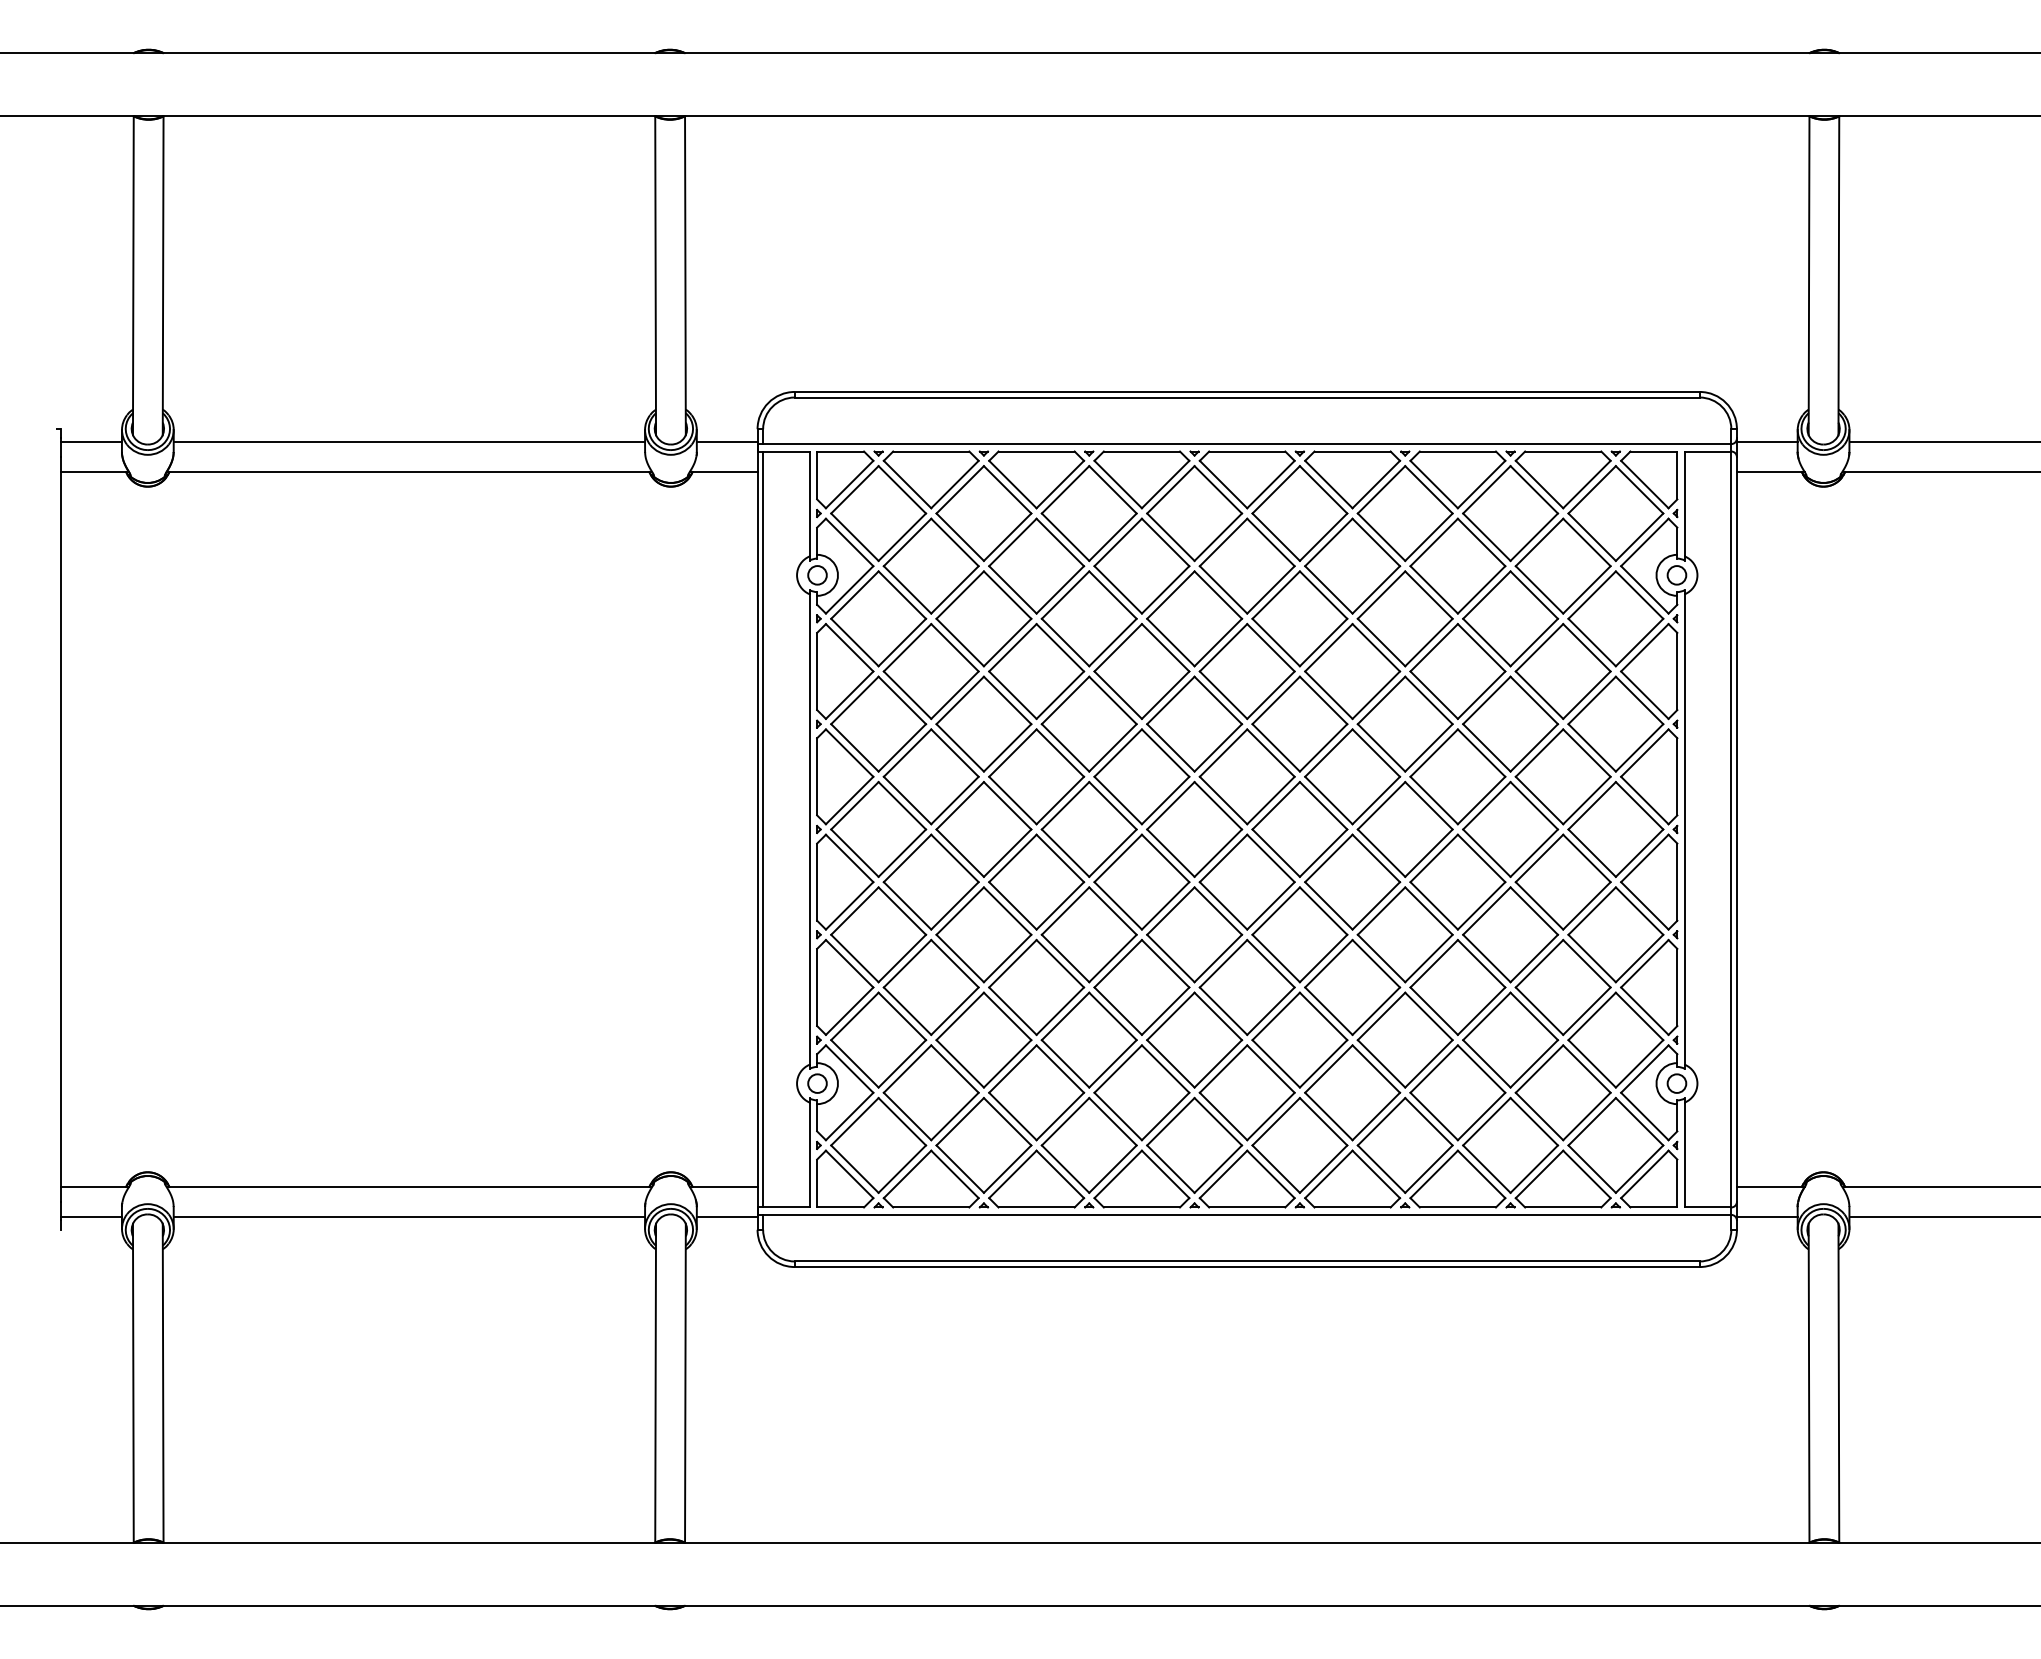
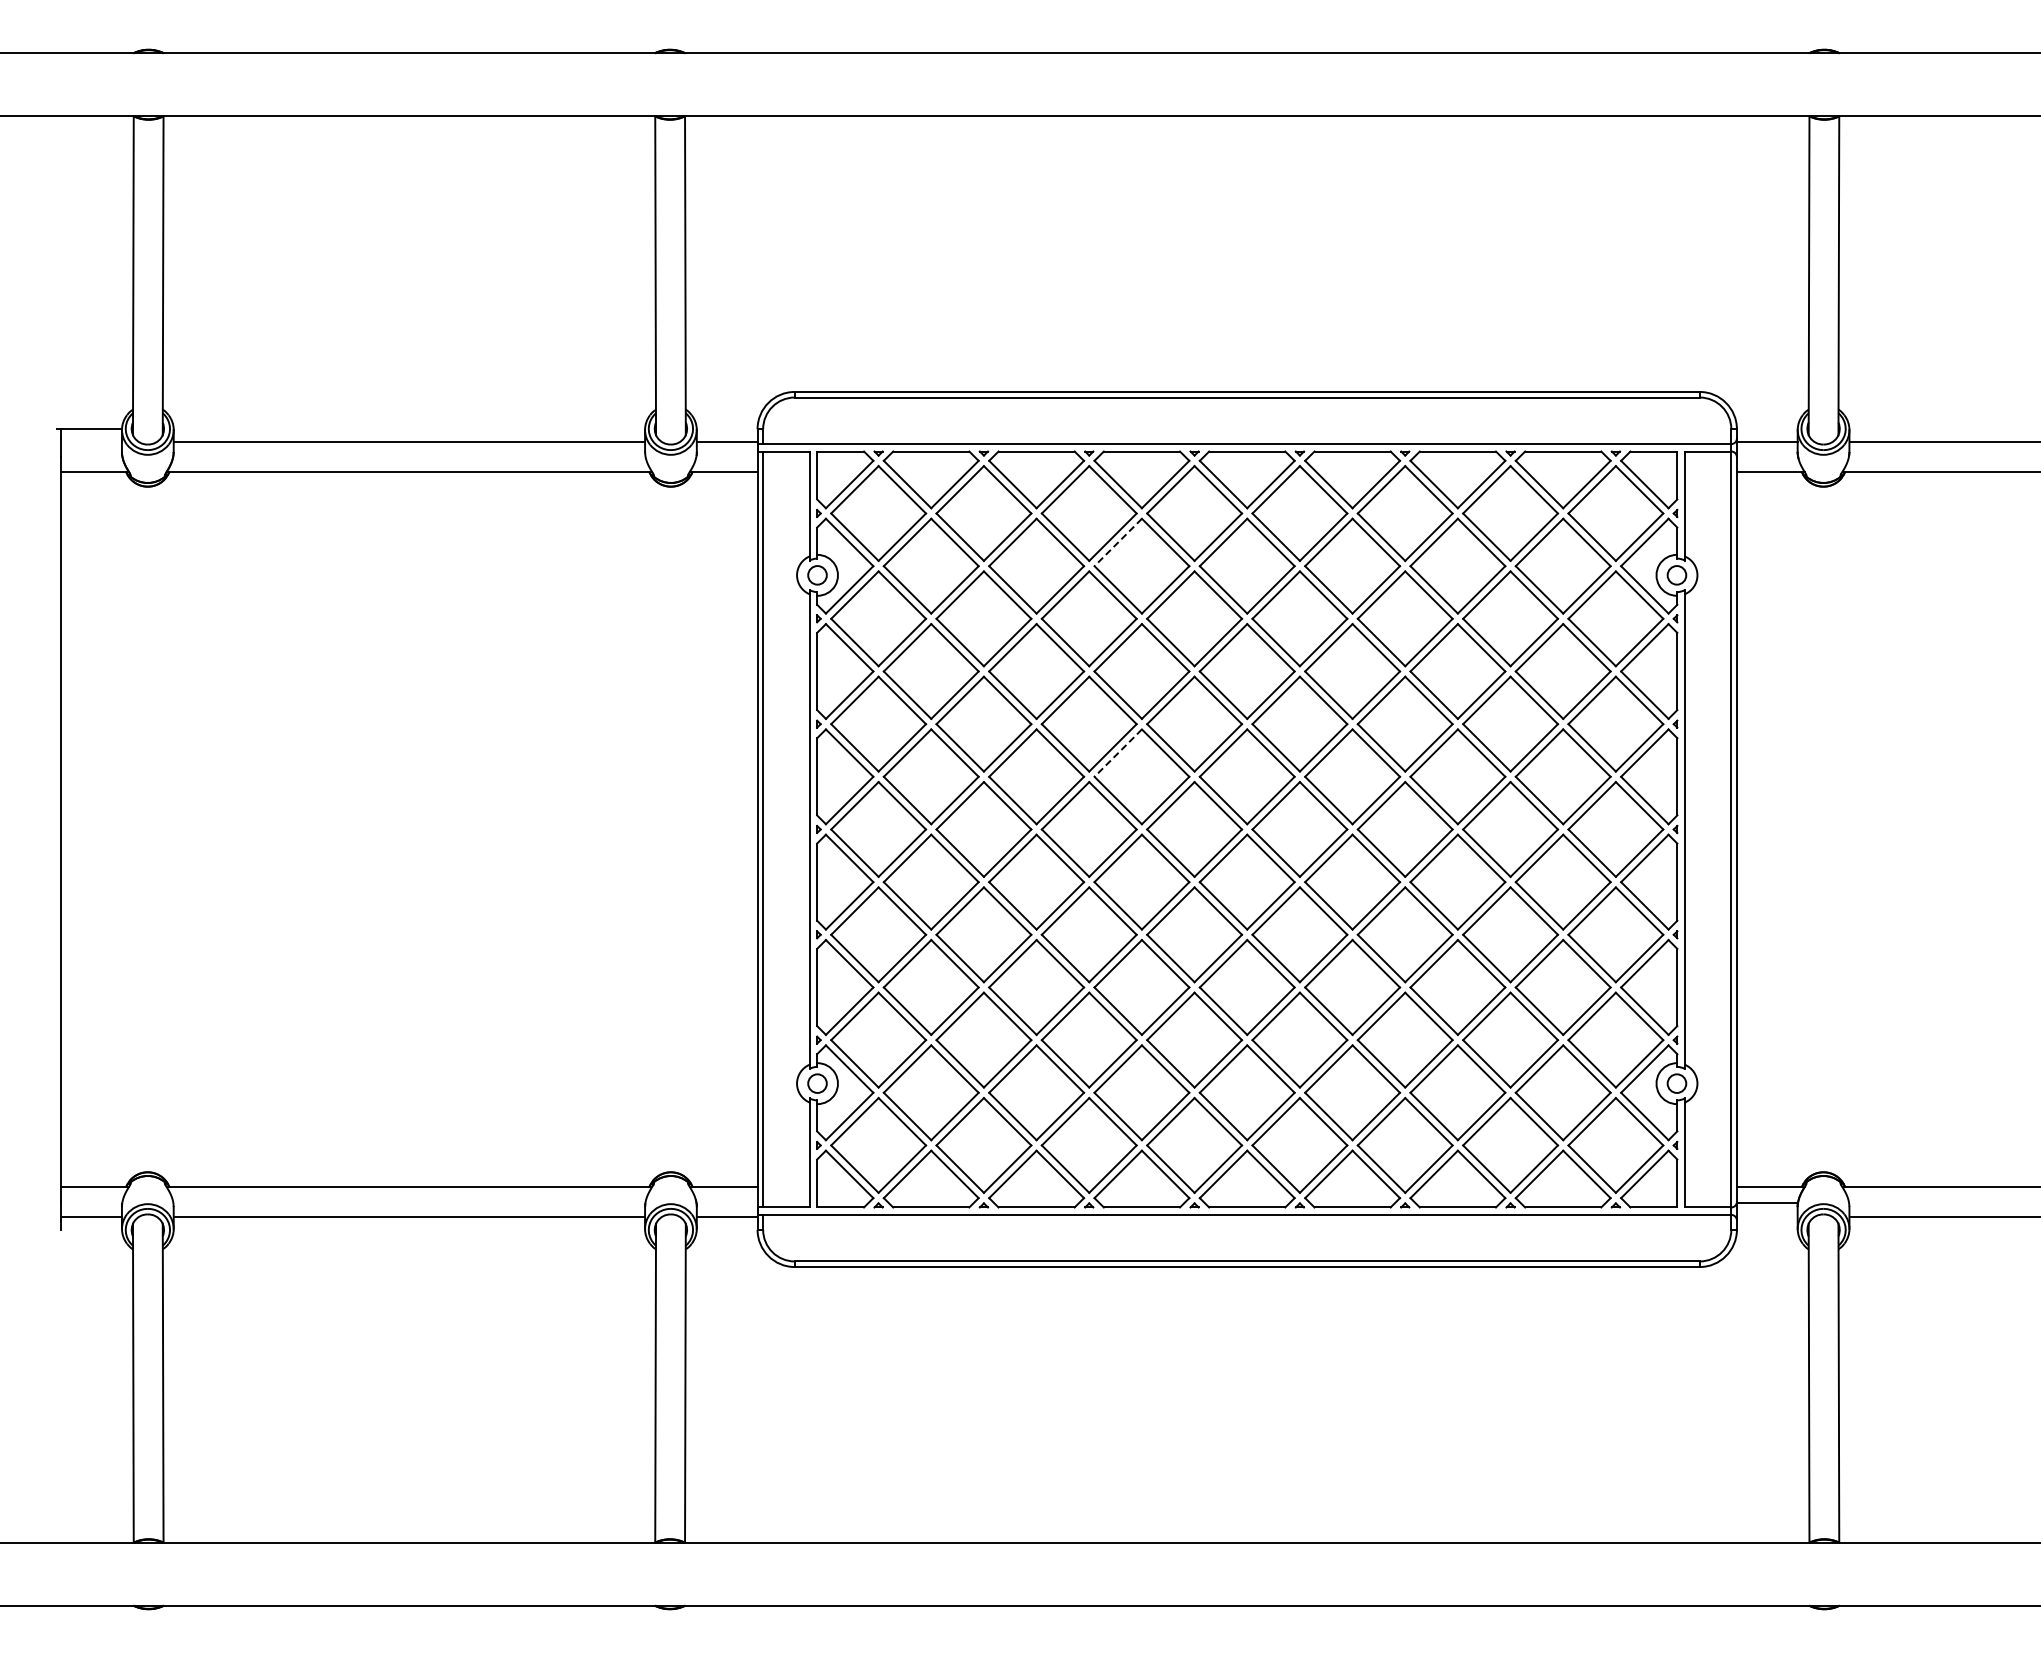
line position: (91, 442) -> (91, 429) (91, 429)
line: solid -> dashed (1118, 542)
line: solid -> dashed (1118, 753)
line position: (1766, 1216) -> (1766, 1202) (1766, 1202)
